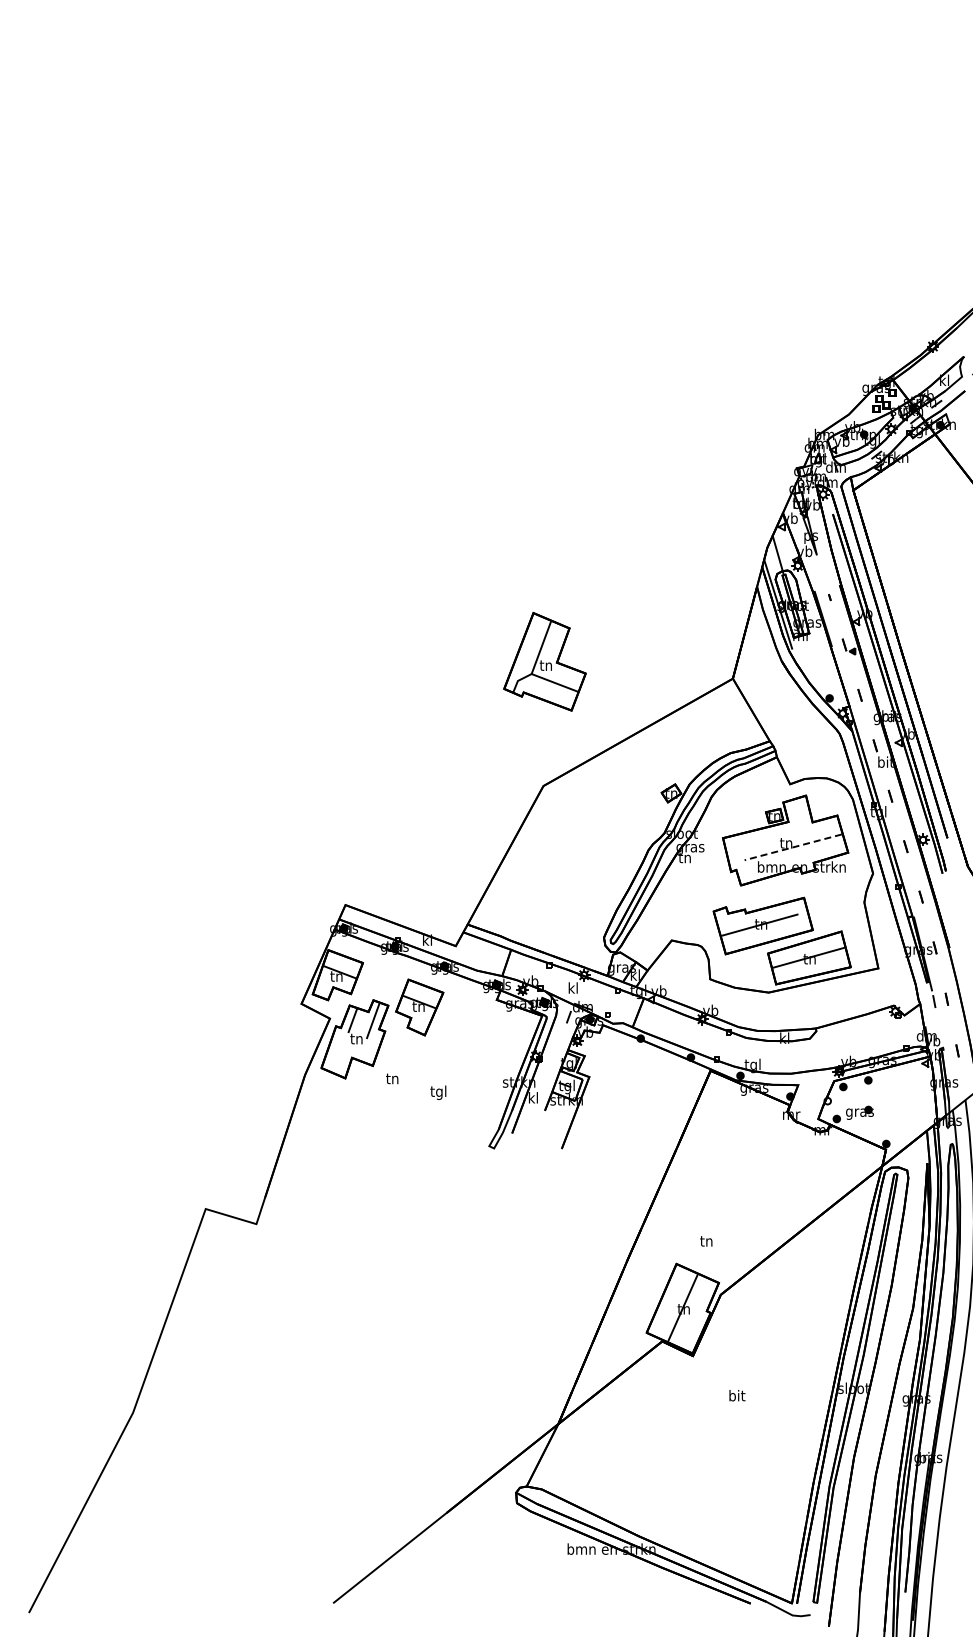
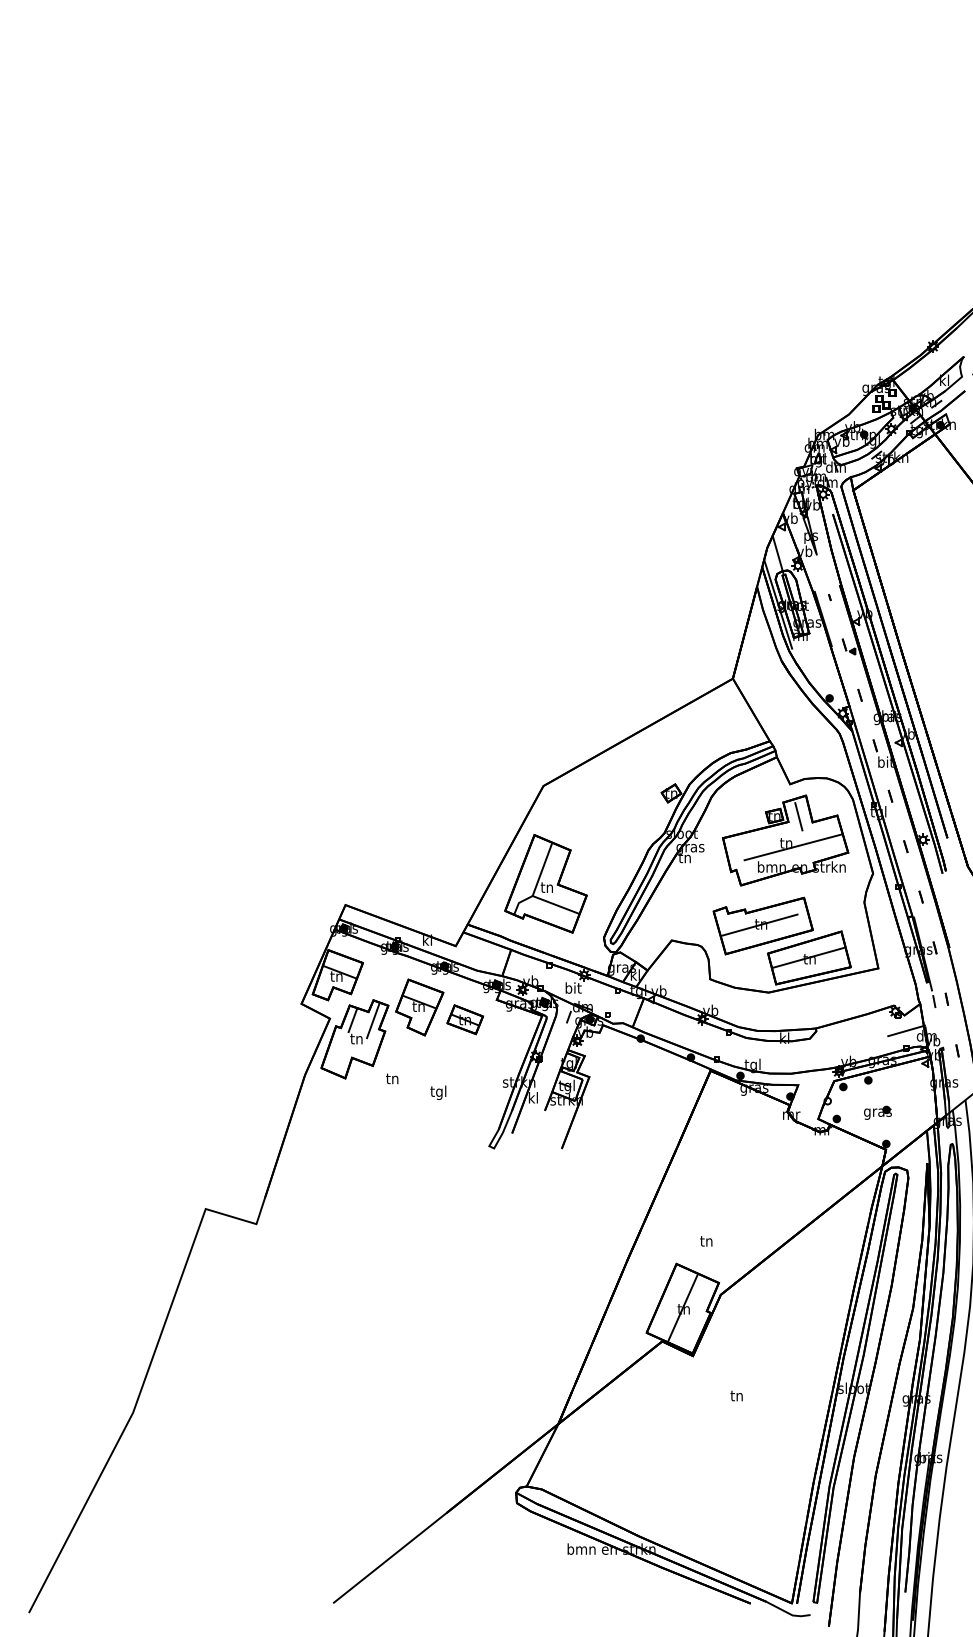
part position: (544, 661) -> (545, 883) (545, 883)
line: none -> present (798, 816)
line: dashed -> solid (792, 847)
text: kl -> bit (573, 987)
part: none -> present (465, 1019)
line: none -> present (906, 1030)
part position: (859, 1112) -> (877, 1112) (877, 1112)
text: bit -> tn (737, 1395)
